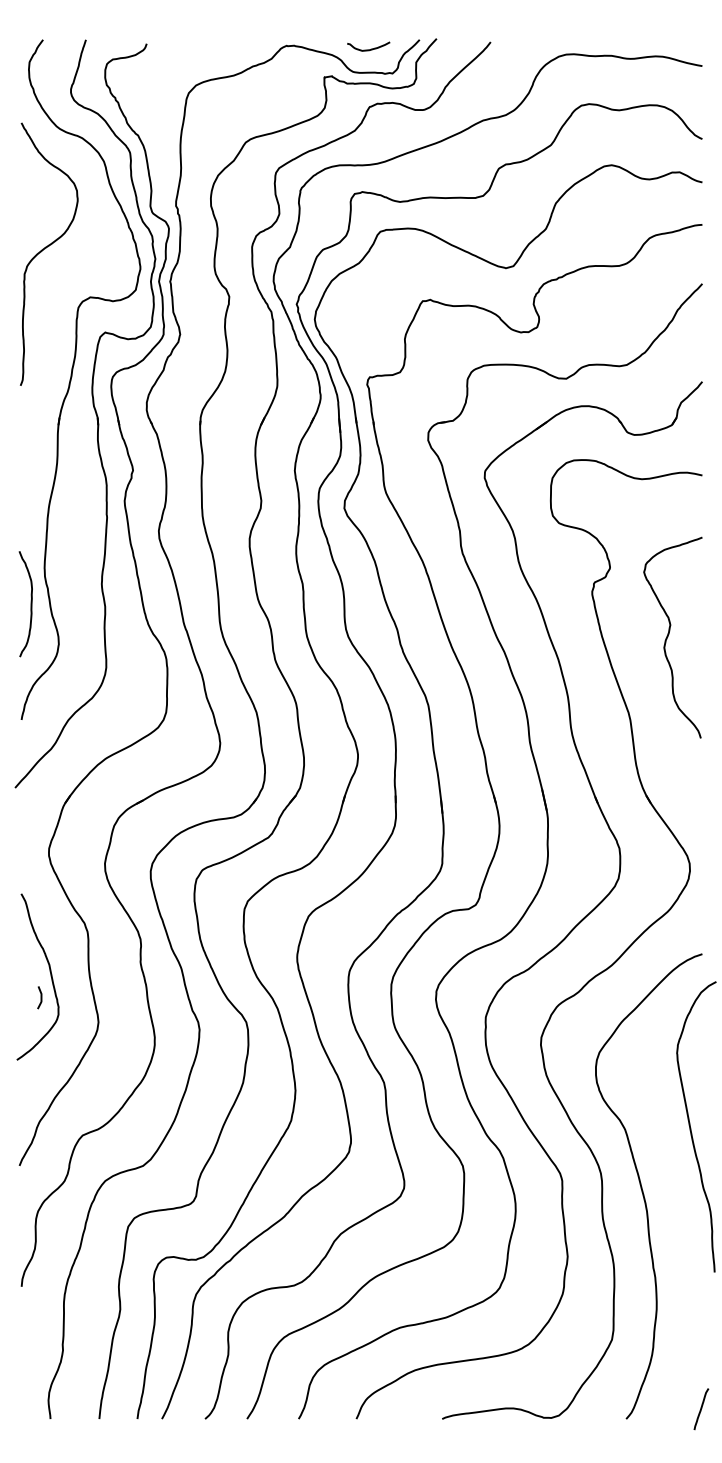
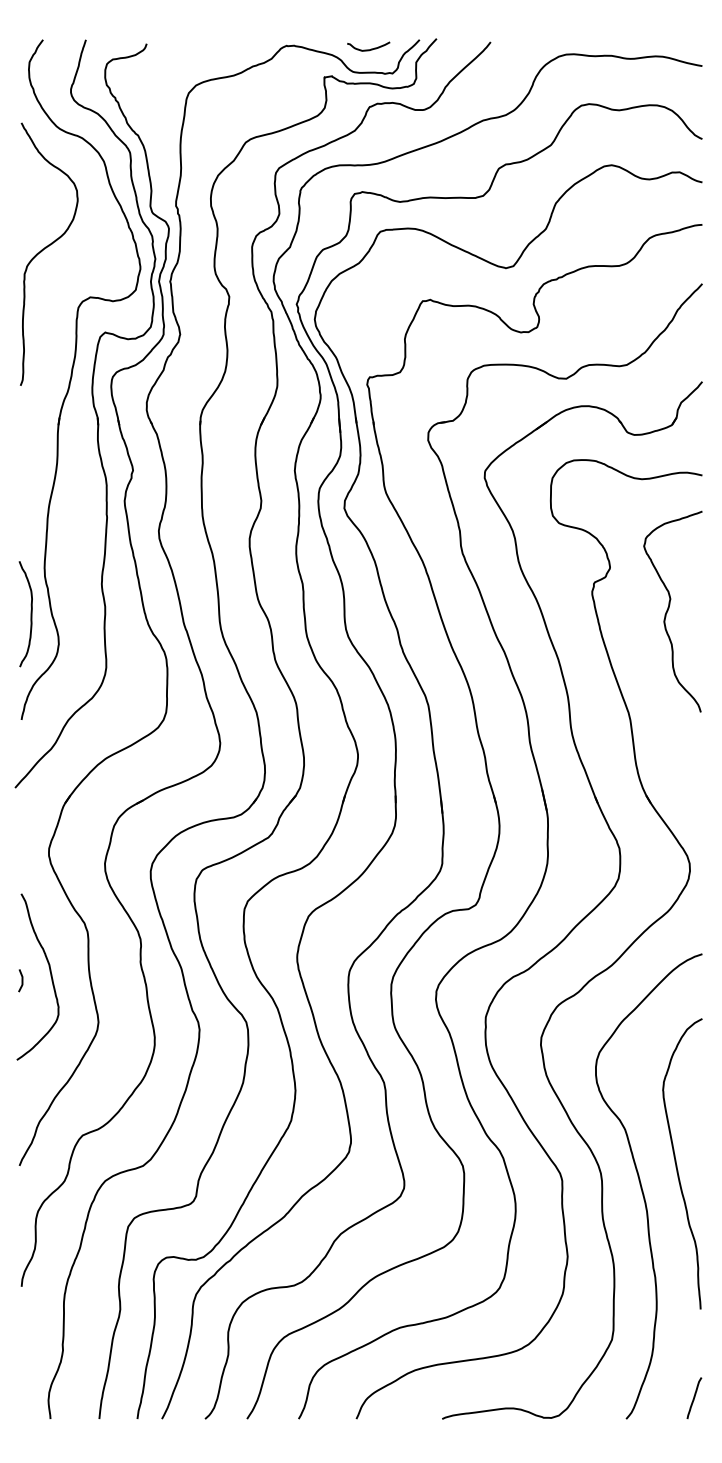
curve position: (30, 604) -> (30, 614) (30, 614)
curve position: (668, 637) -> (668, 611) (668, 611)
line position: (40, 997) -> (21, 980) (21, 980)
curve position: (691, 1128) -> (677, 1165) (677, 1165)
curve position: (701, 1409) -> (694, 1398) (694, 1398)
